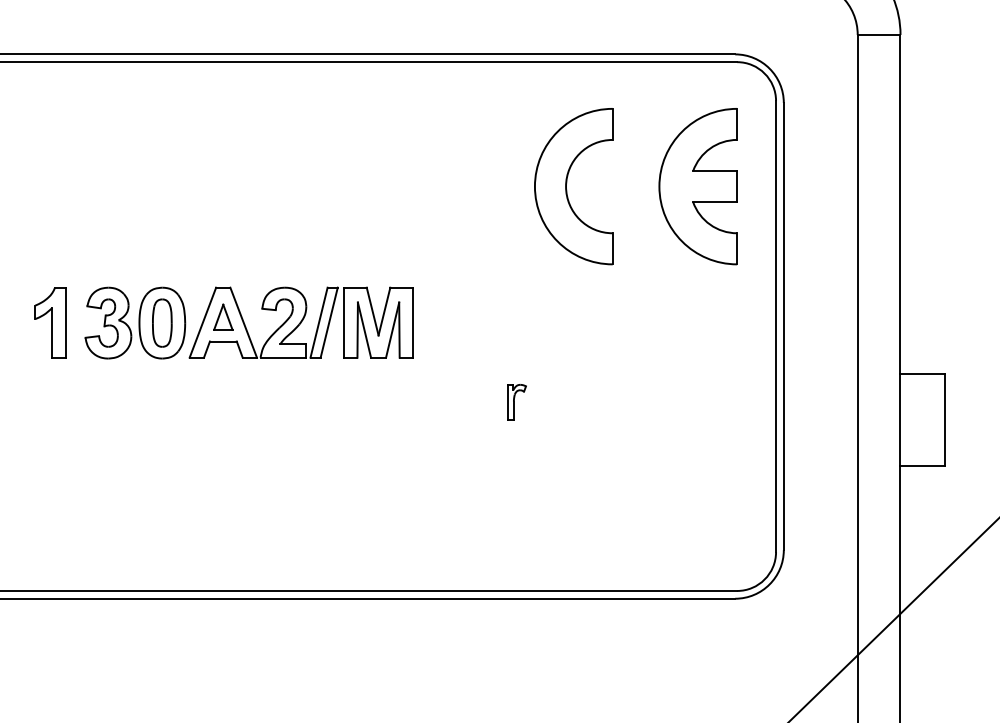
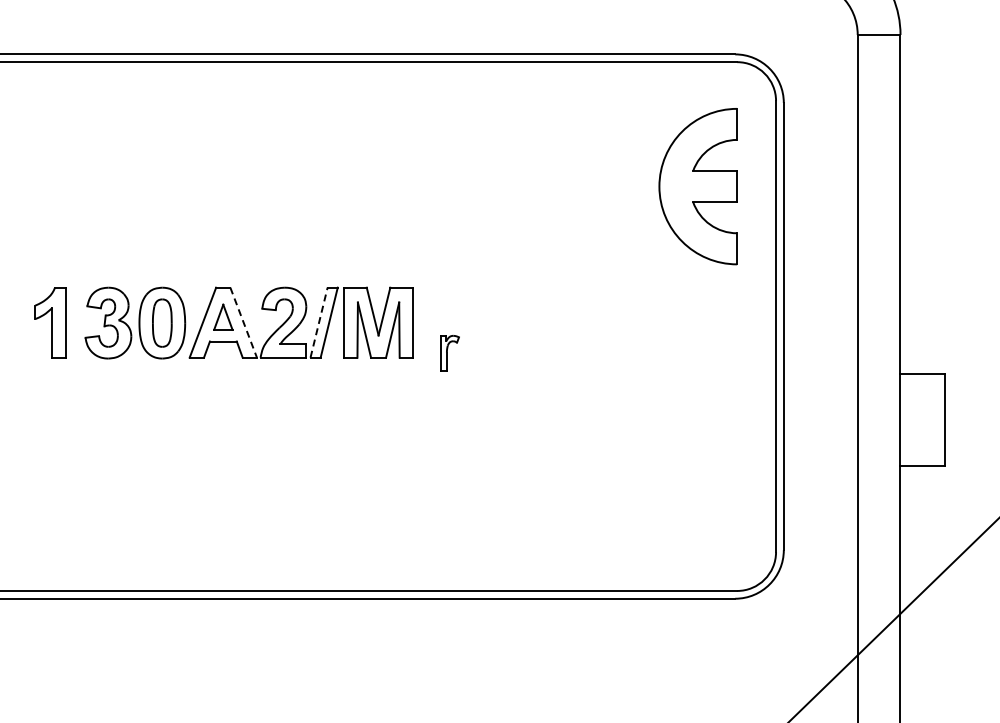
part: present -> none (567, 183)
line: solid -> dashed (319, 322)
line: solid -> dashed (243, 323)
part position: (516, 402) -> (449, 353) (449, 353)
